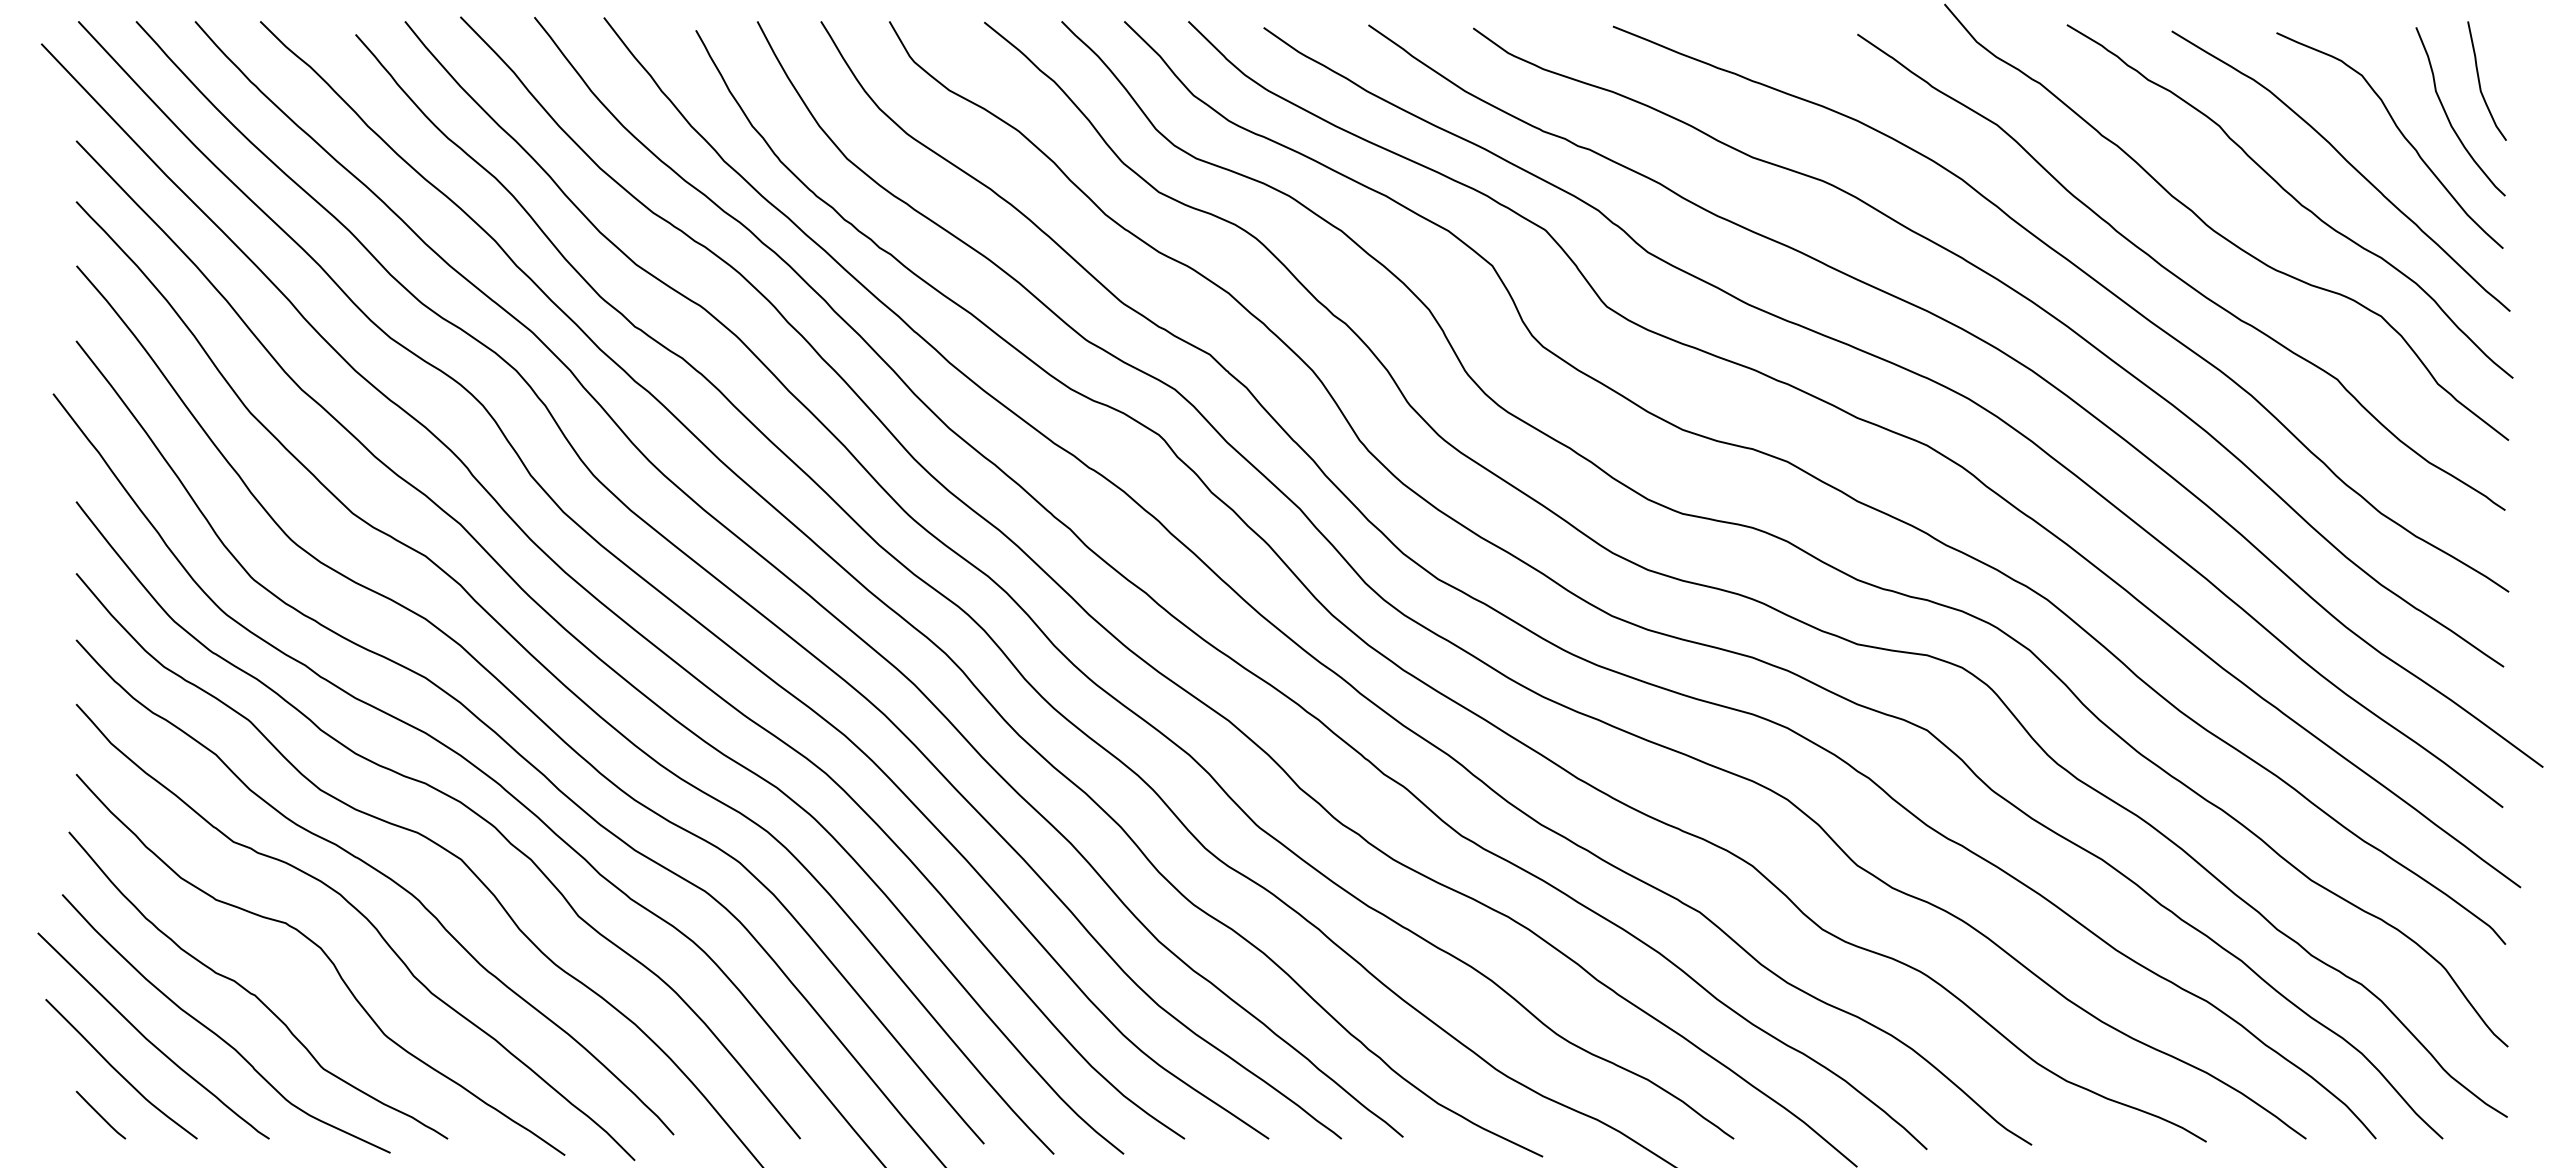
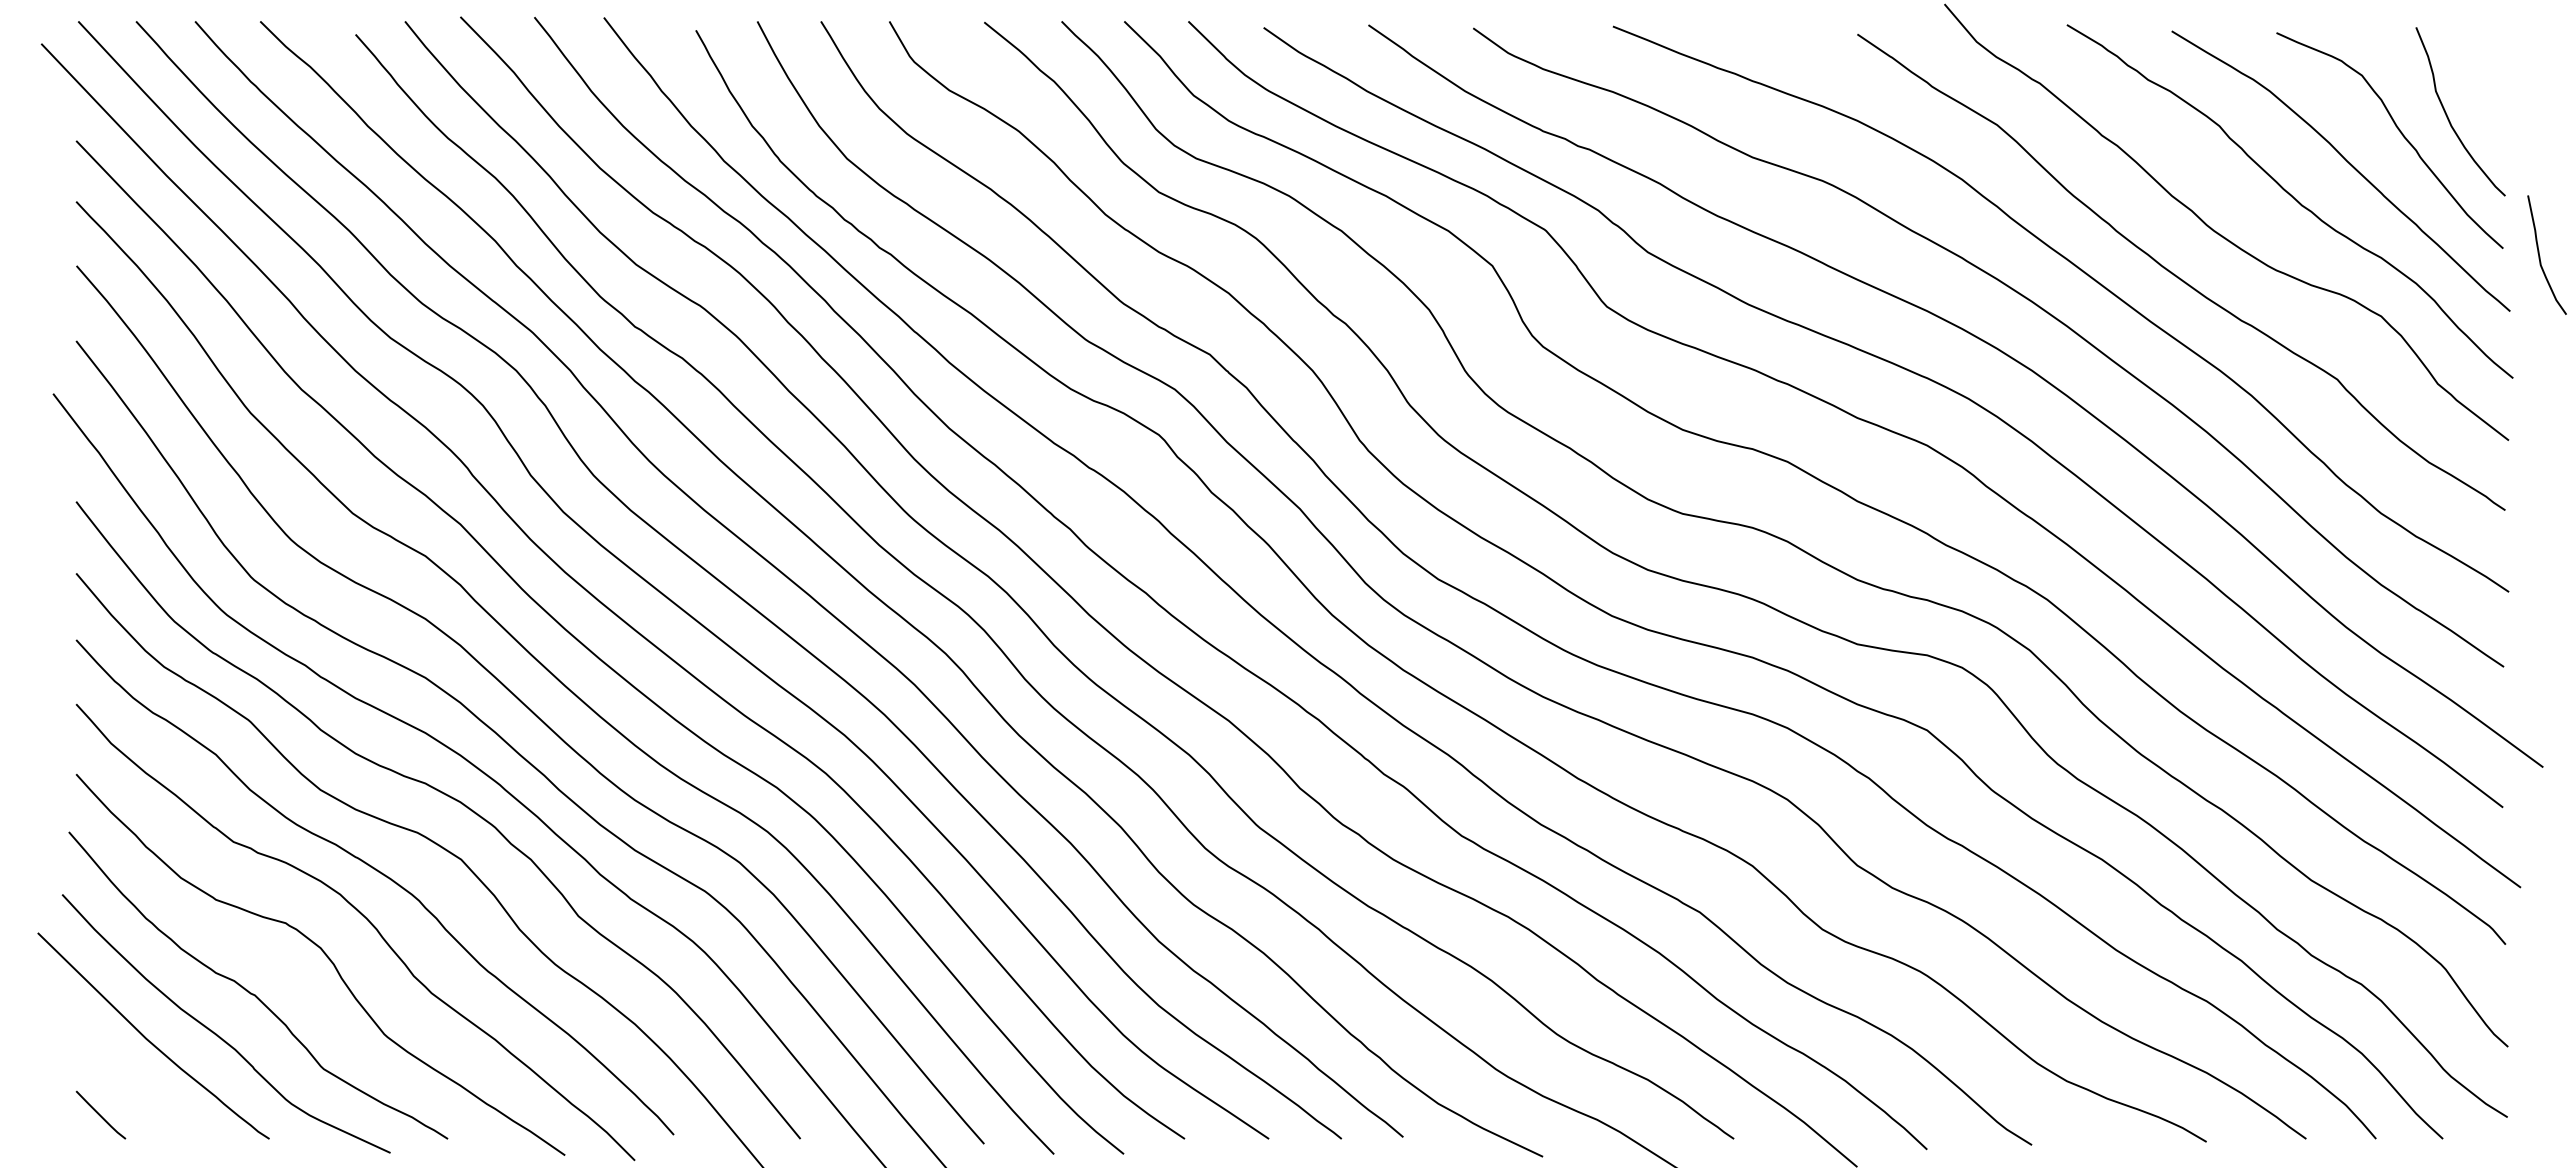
curve position: (2480, 82) -> (2540, 256) (2540, 256)
curve: present -> none (118, 1071)
